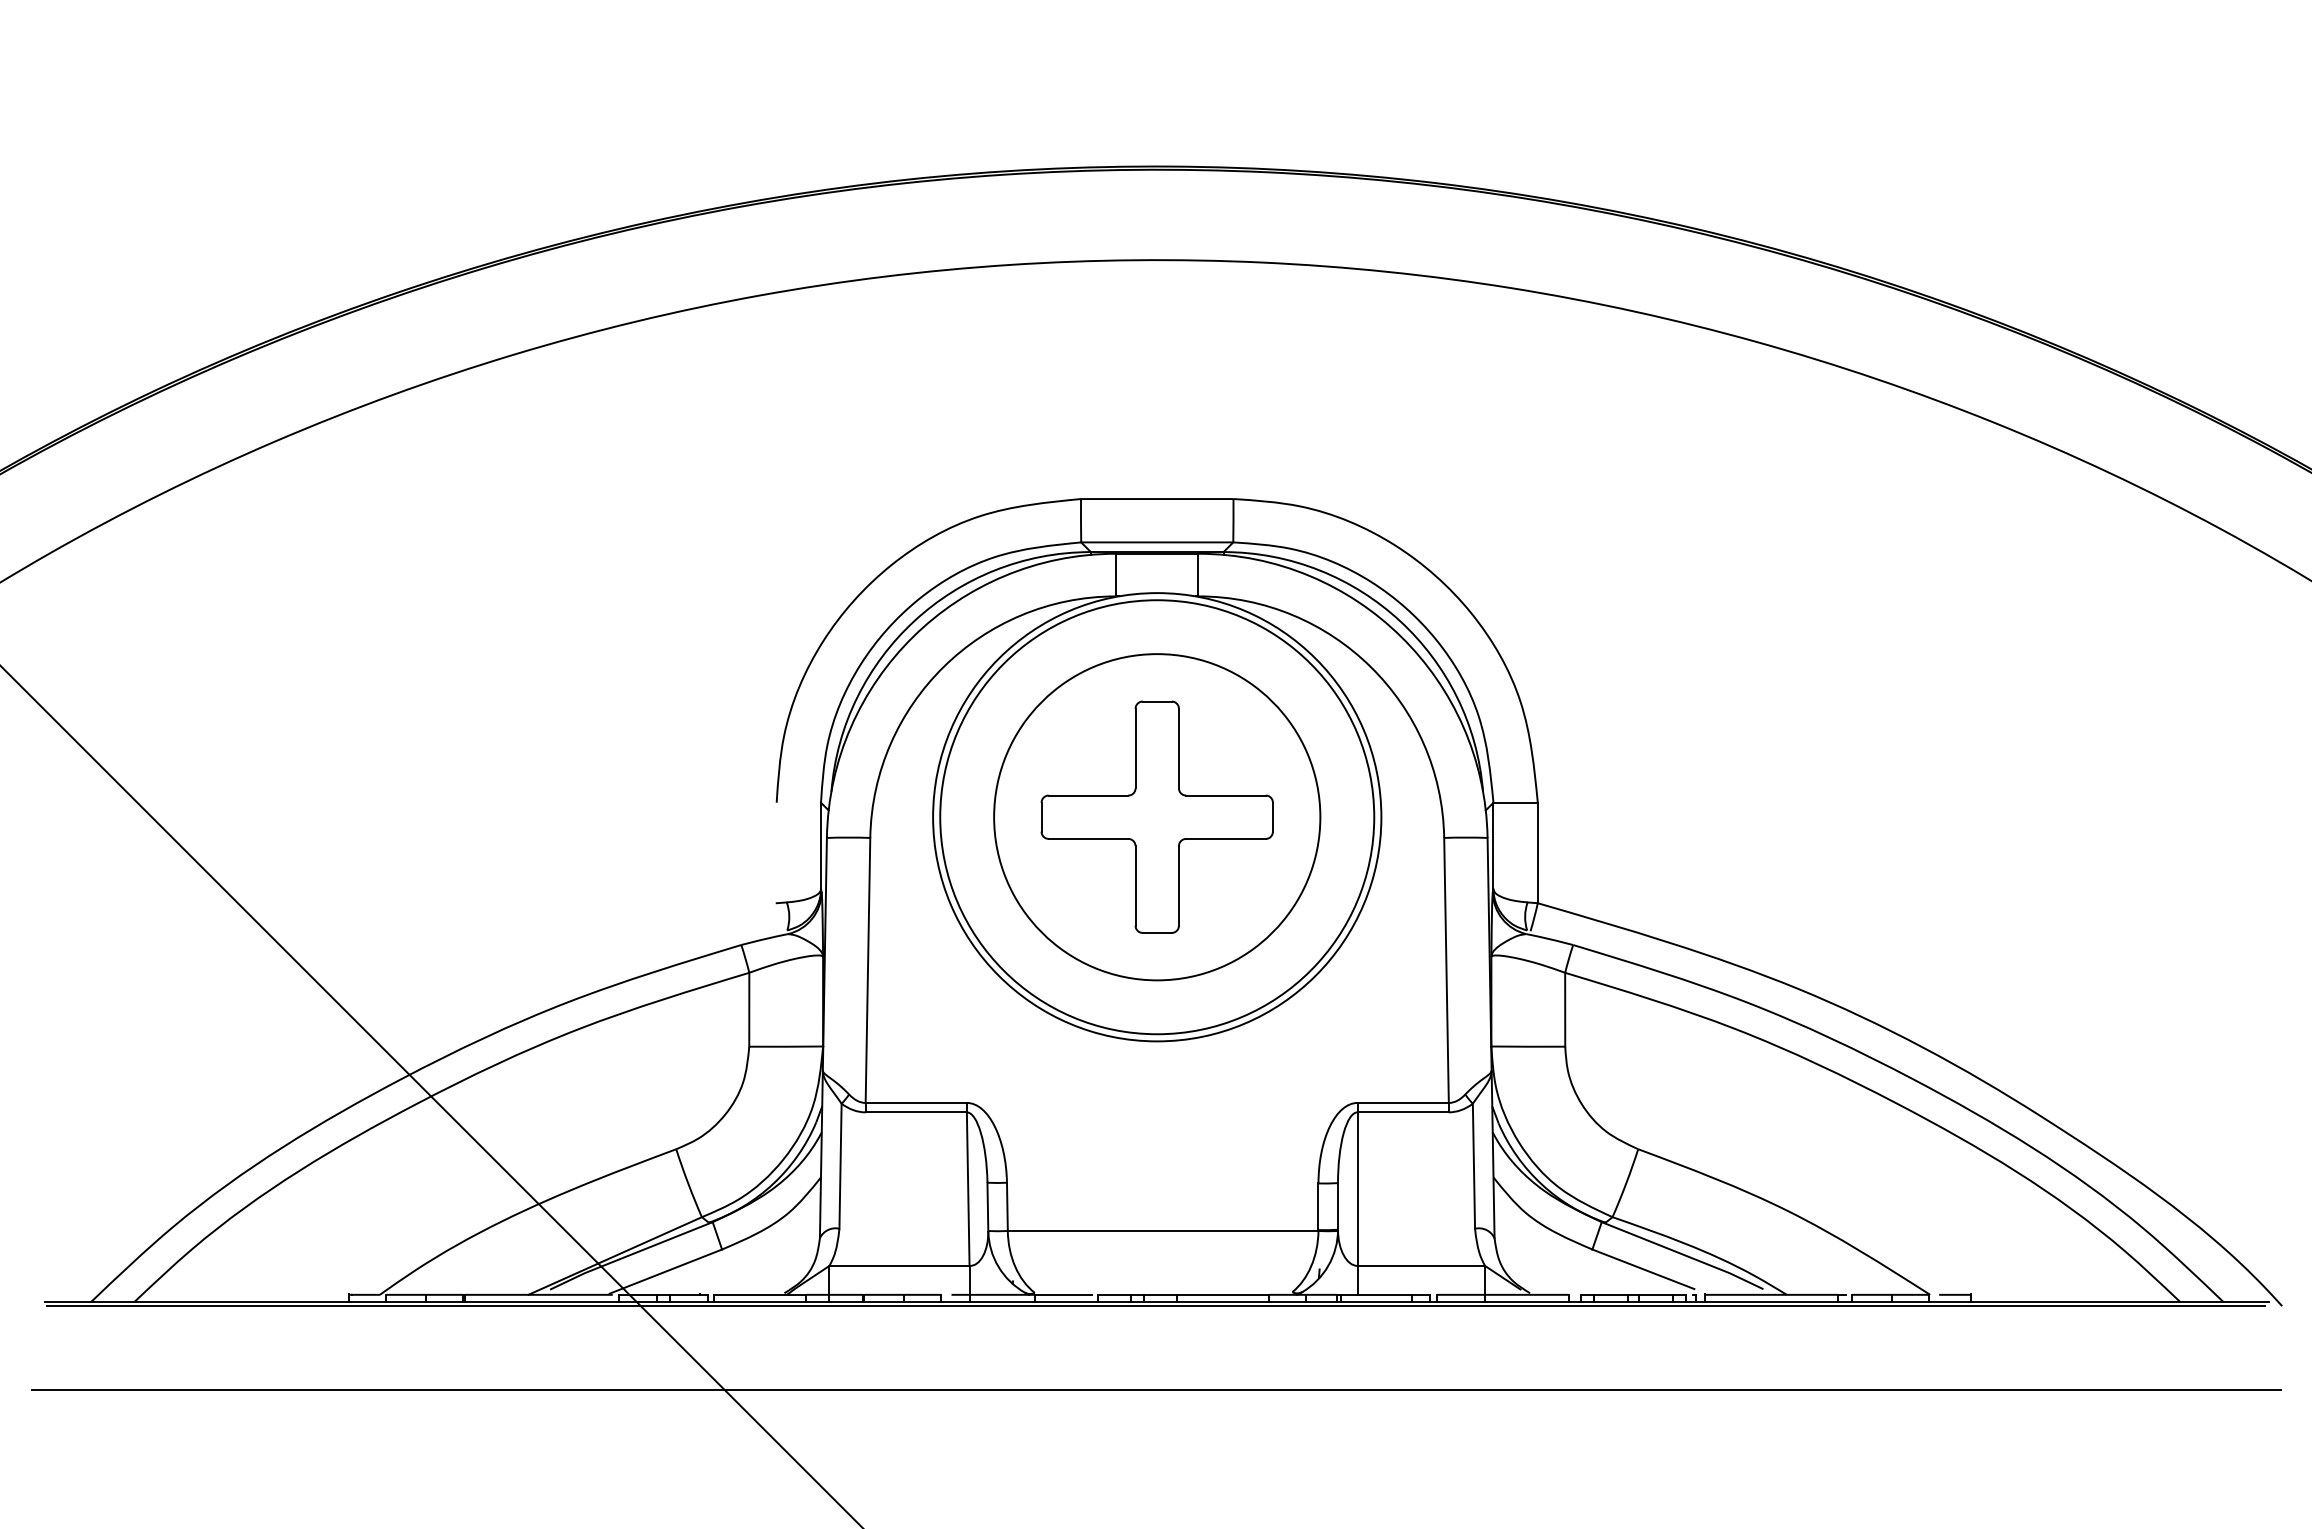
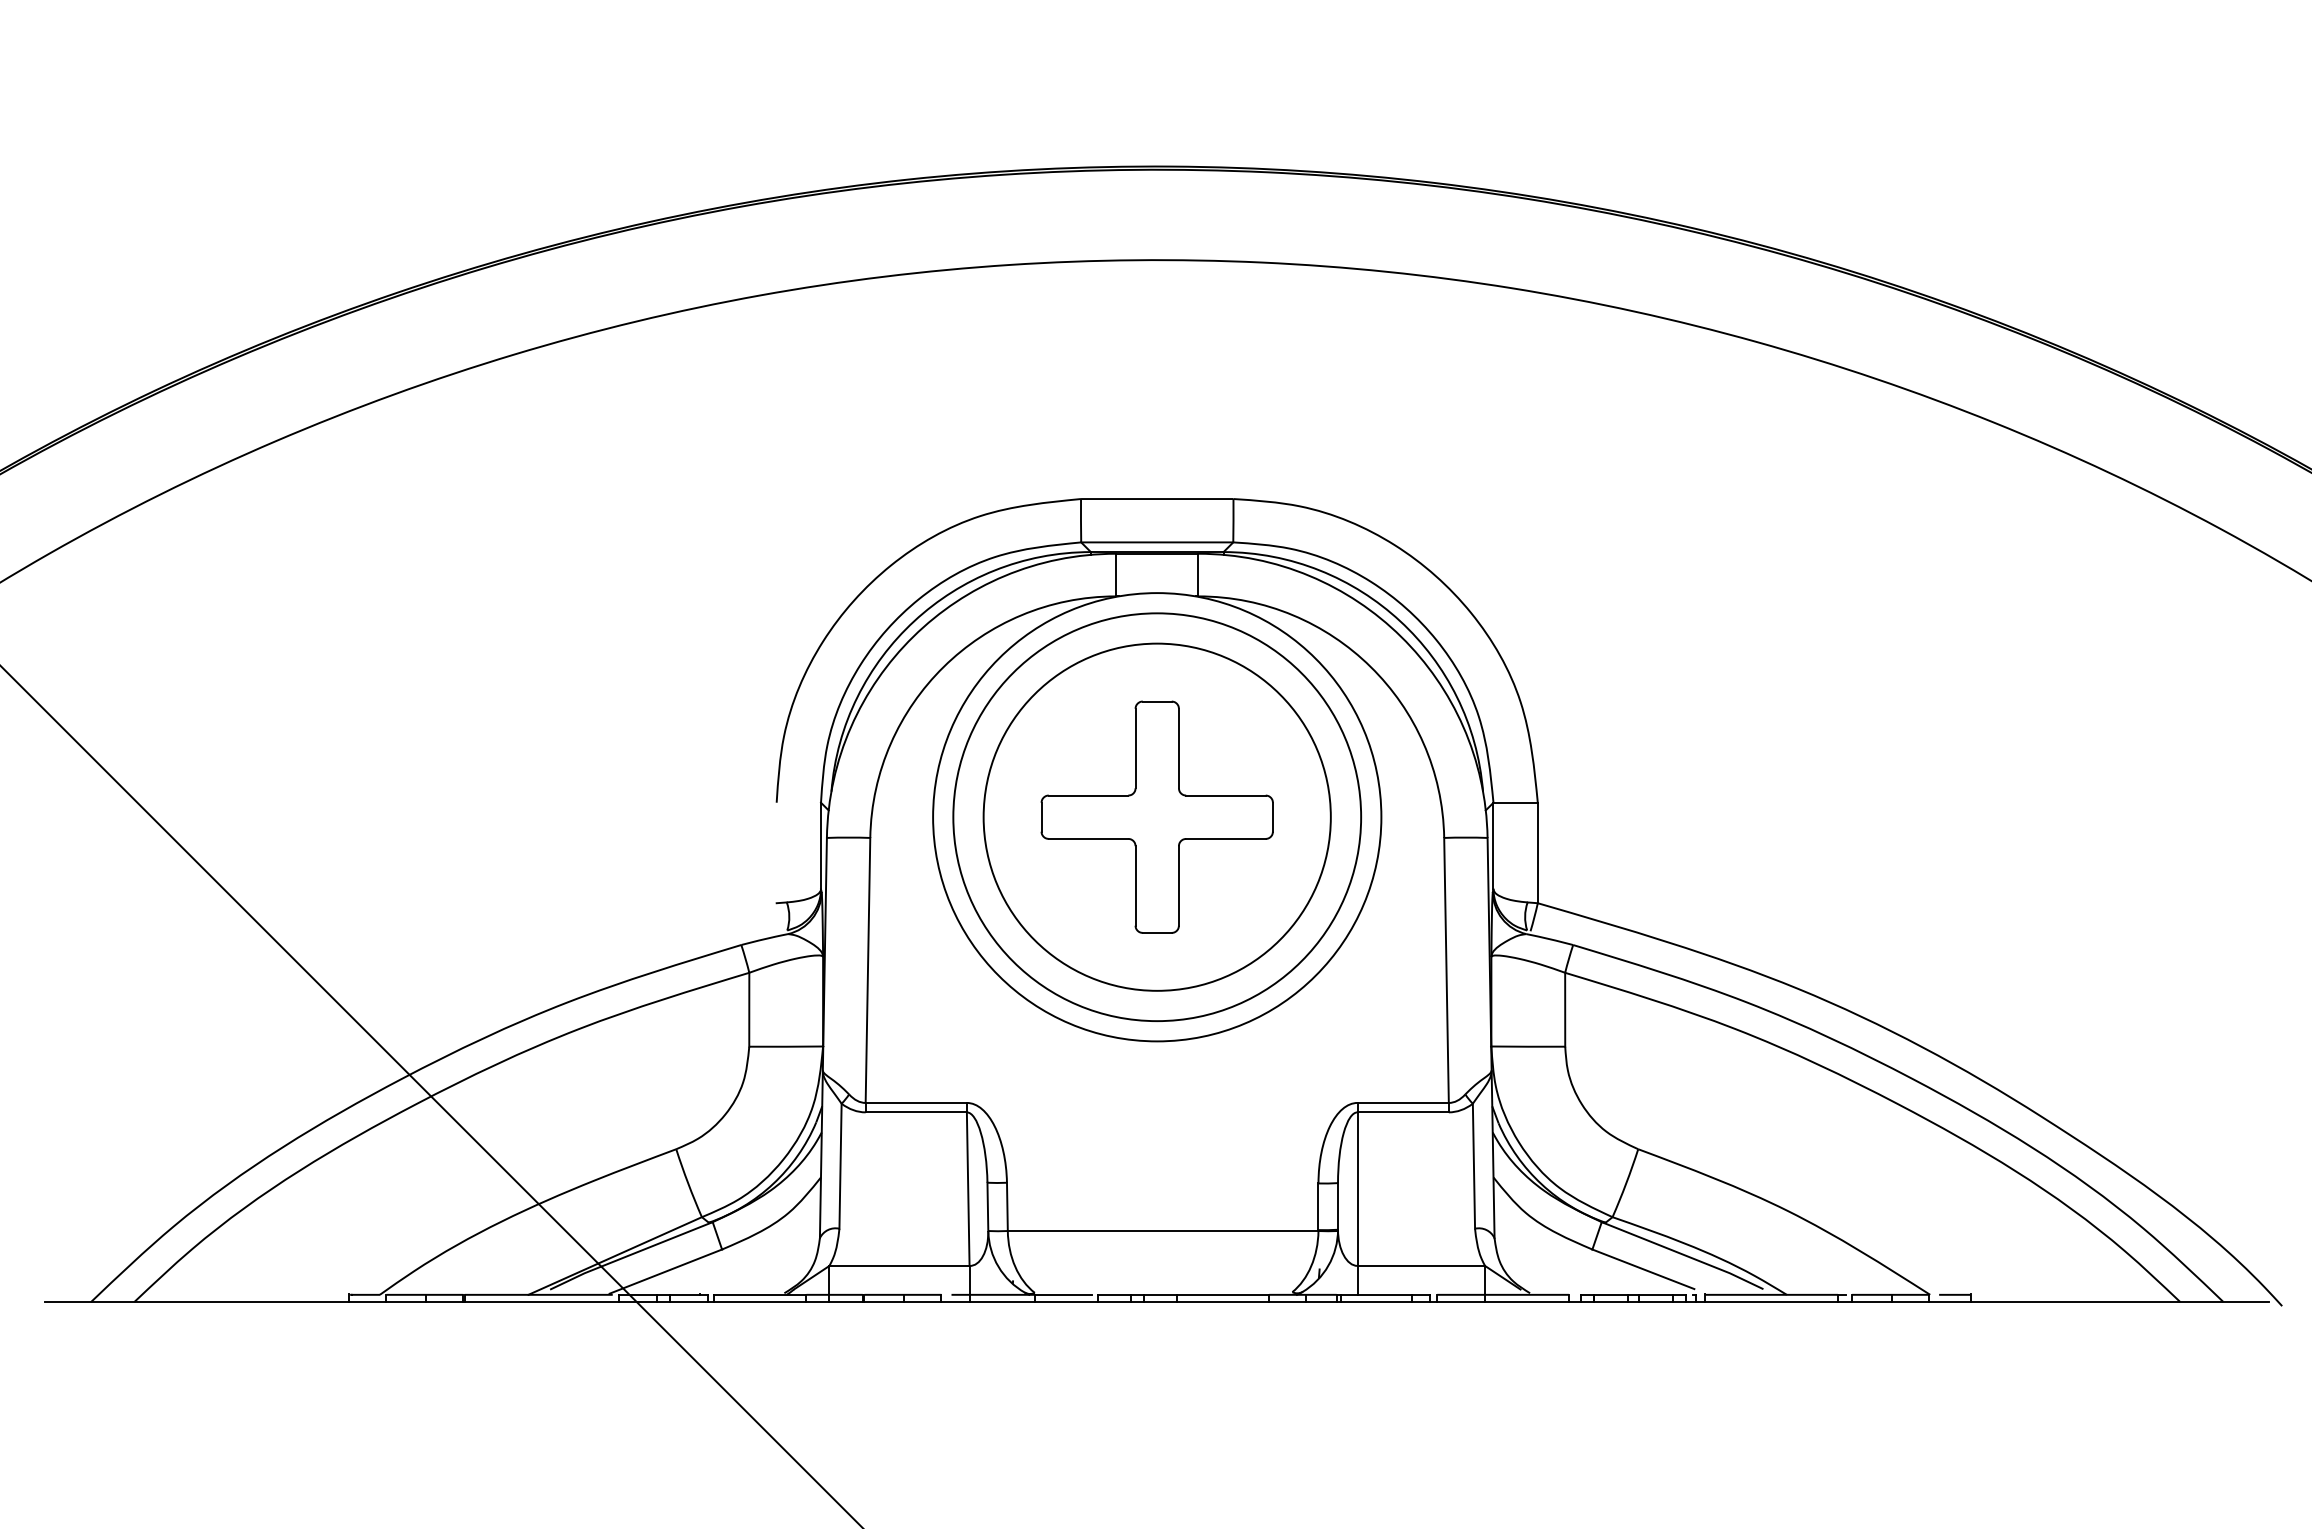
circle diameter: 326 px -> 408 px (1157, 817)
circle diameter: 434 px -> 347 px (1156, 816)
line: present -> none (1155, 1305)
line: present -> none (1155, 1390)
